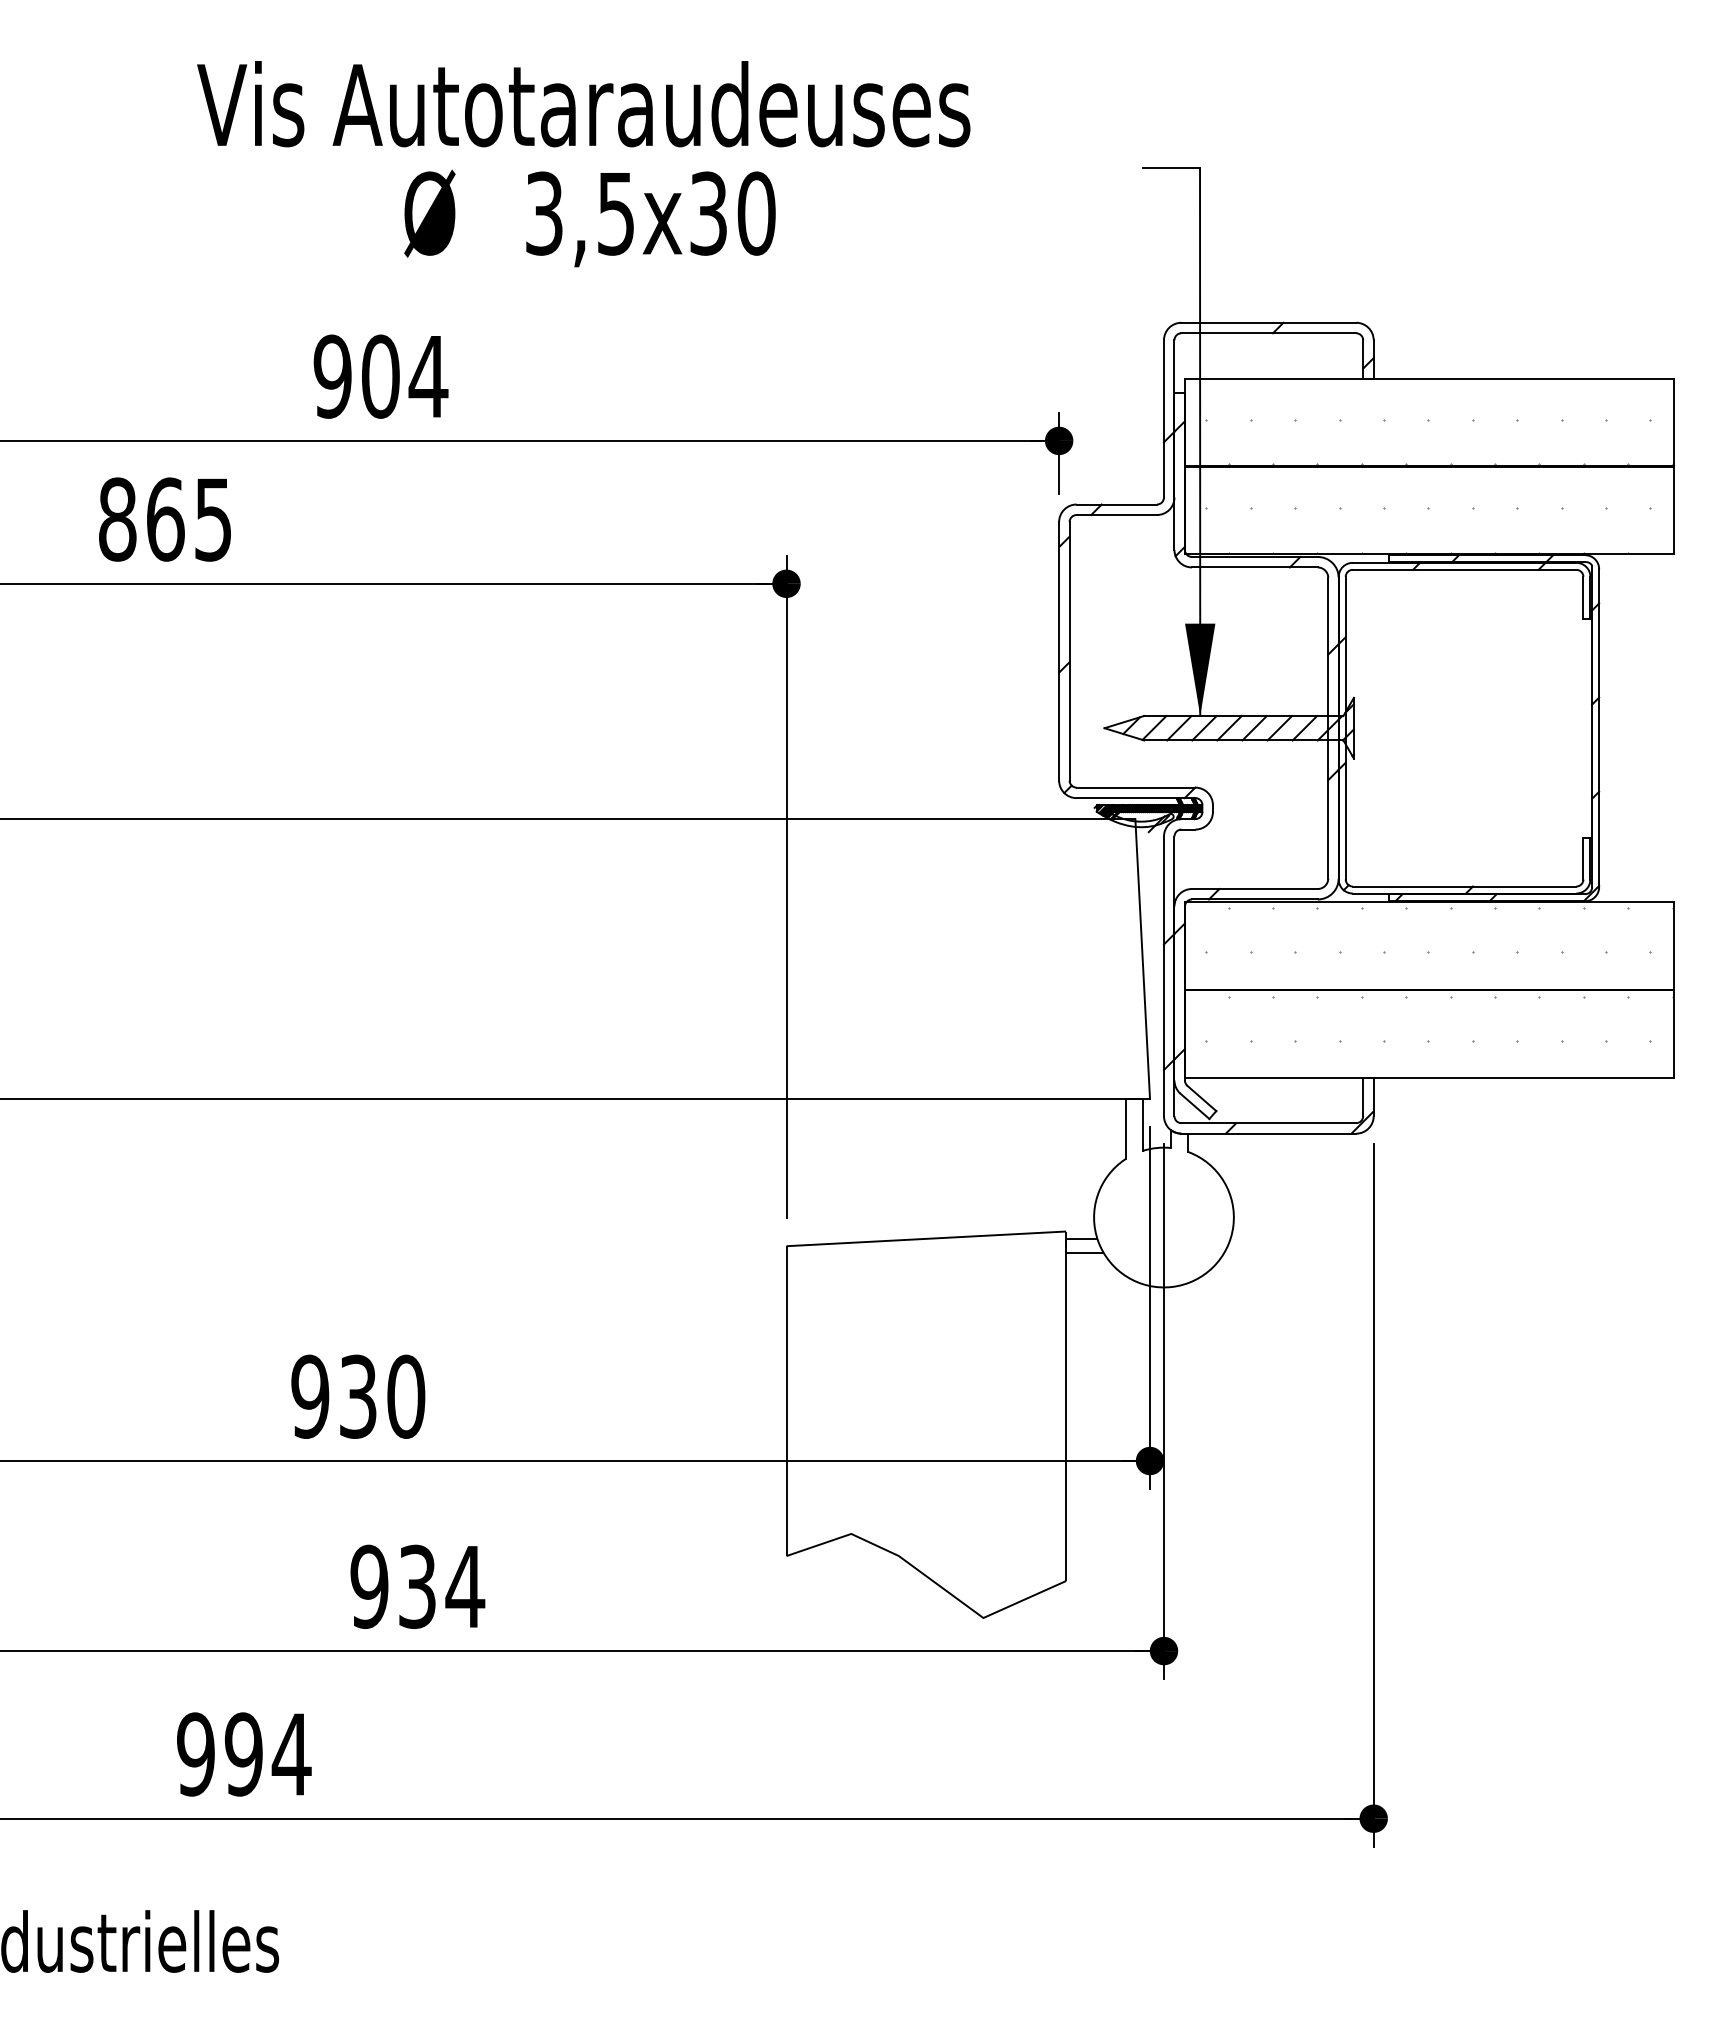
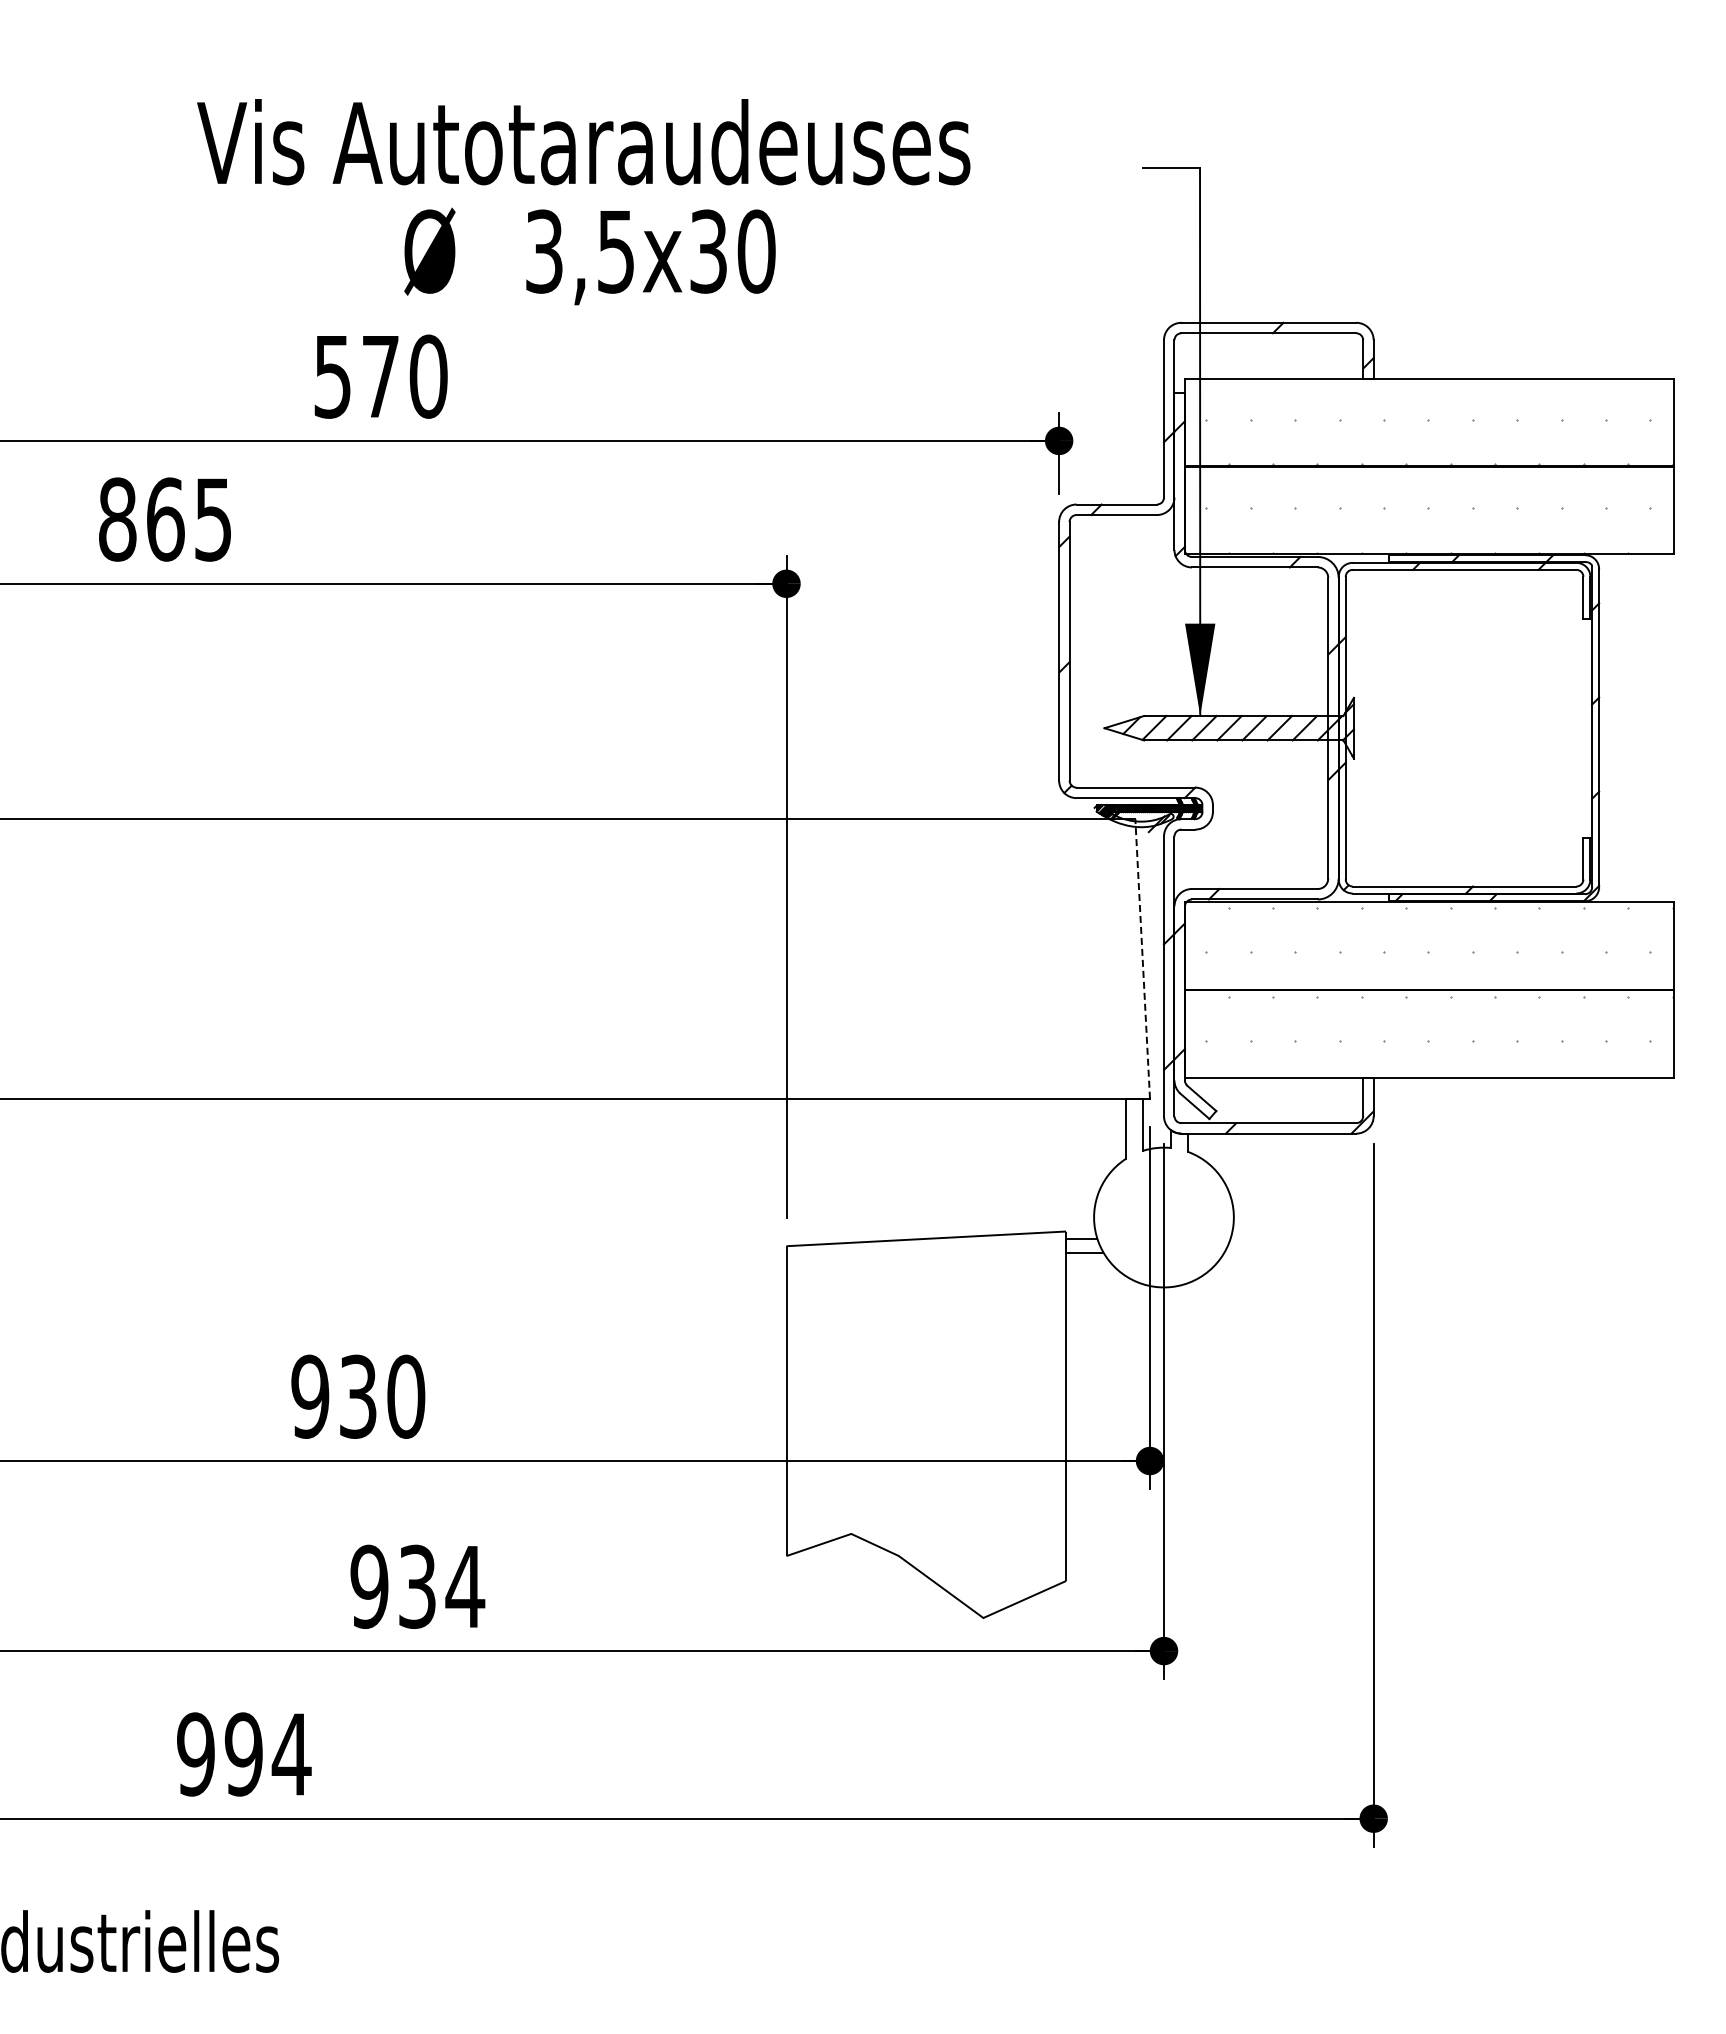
text position: (583, 164) -> (583, 202) (583, 202)
text: 904 -> 570 (380, 376)
line: solid -> dashed (1142, 958)
